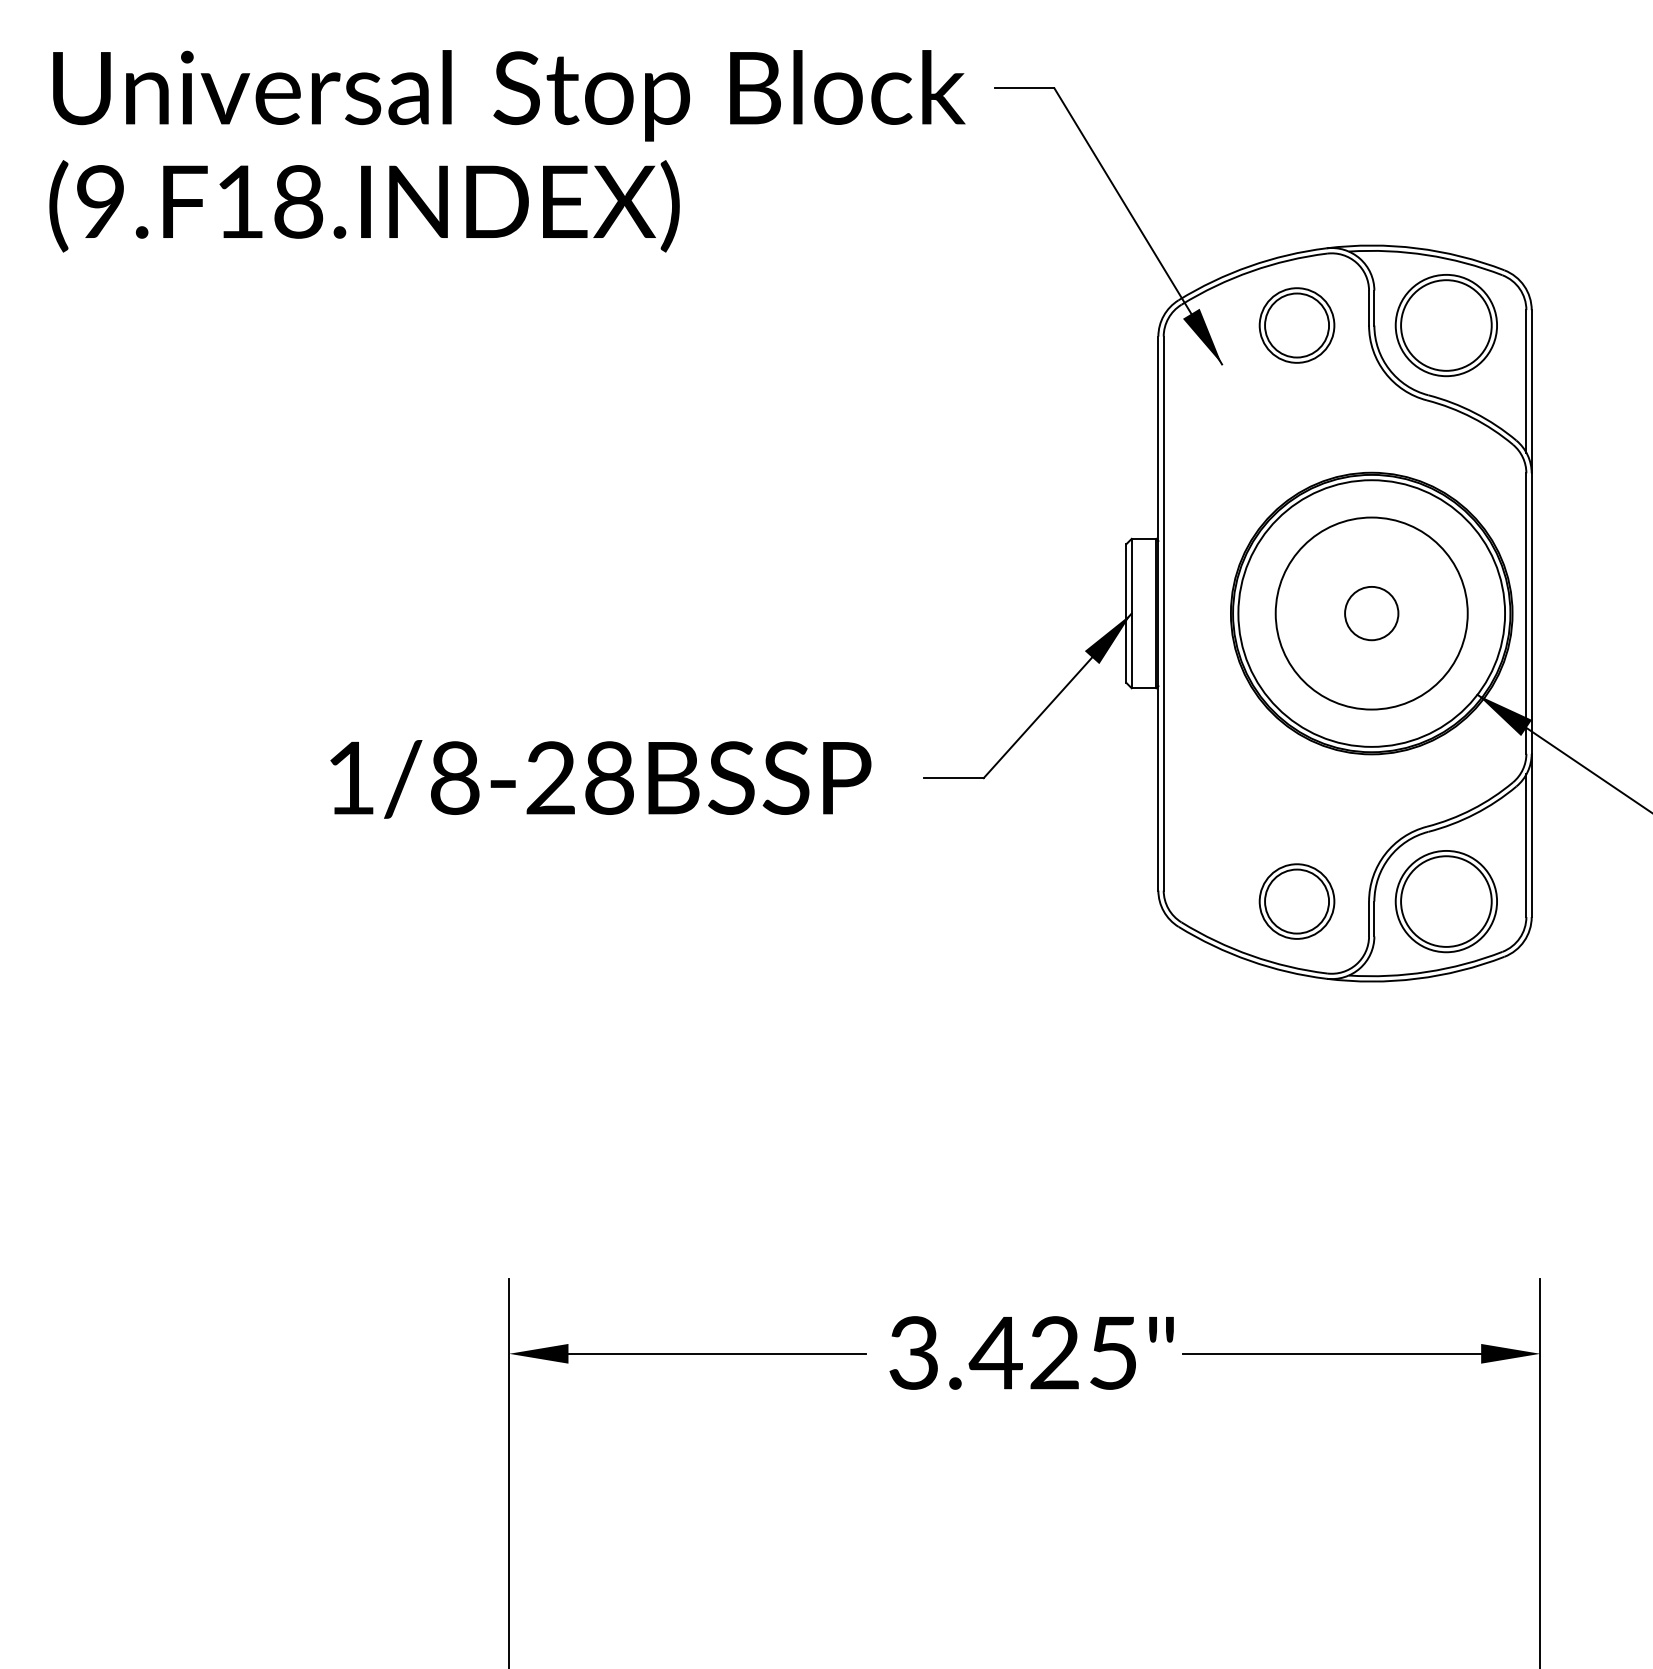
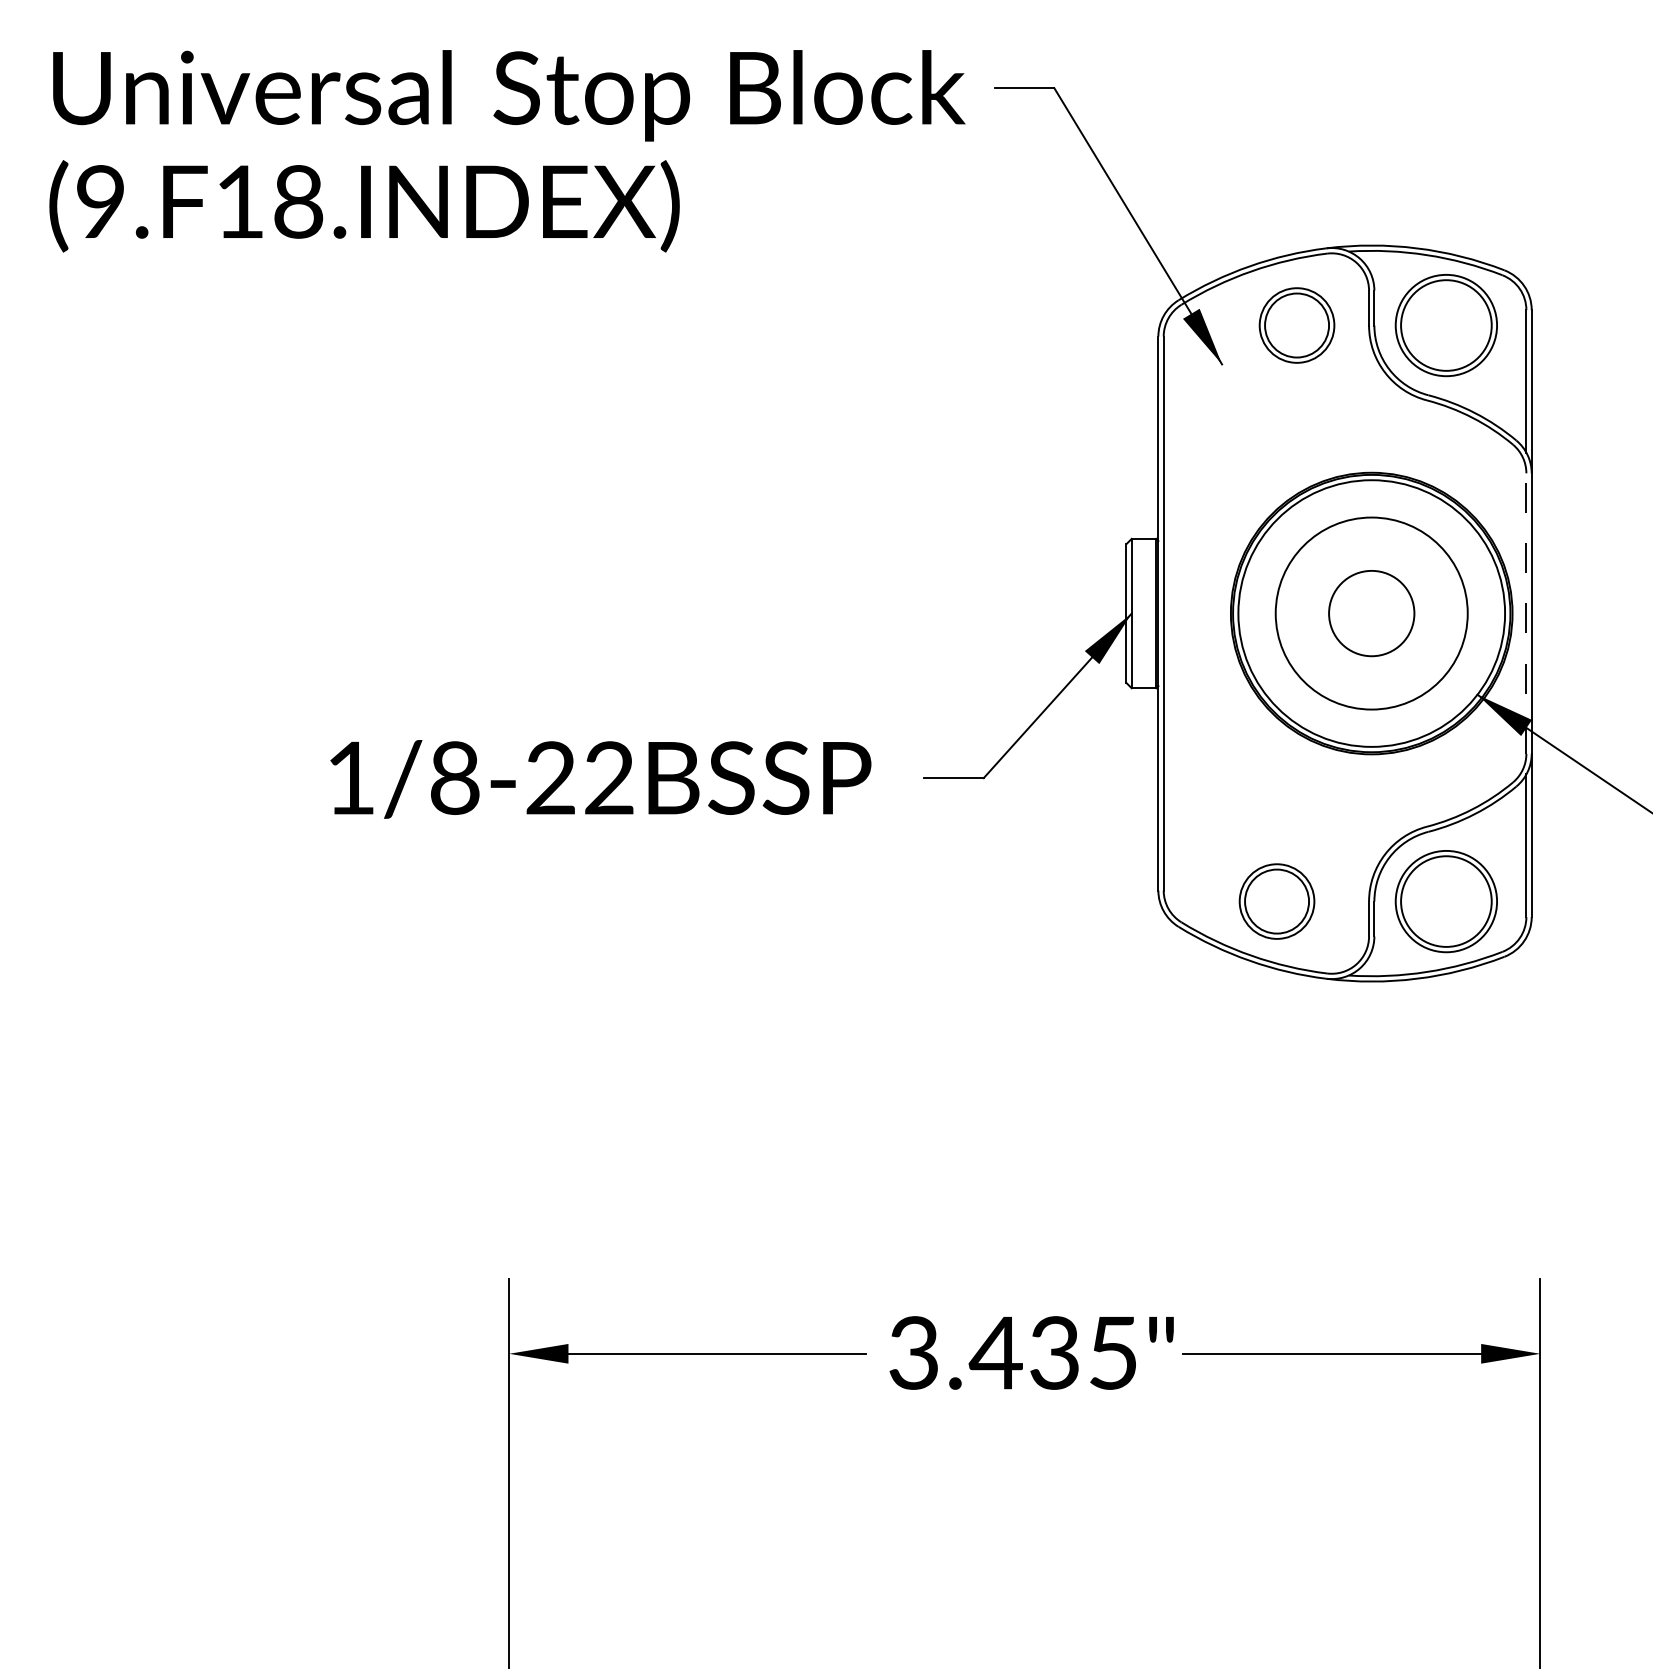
circle diameter: 53 px -> 85 px (1371, 613)
line: solid -> dashed (1526, 613)
text: 1/8-28 -> 1/8-22 (609, 778)
part position: (1296, 901) -> (1276, 901) (1276, 901)
text: 3.425" -> 3.435" (1054, 1353)
